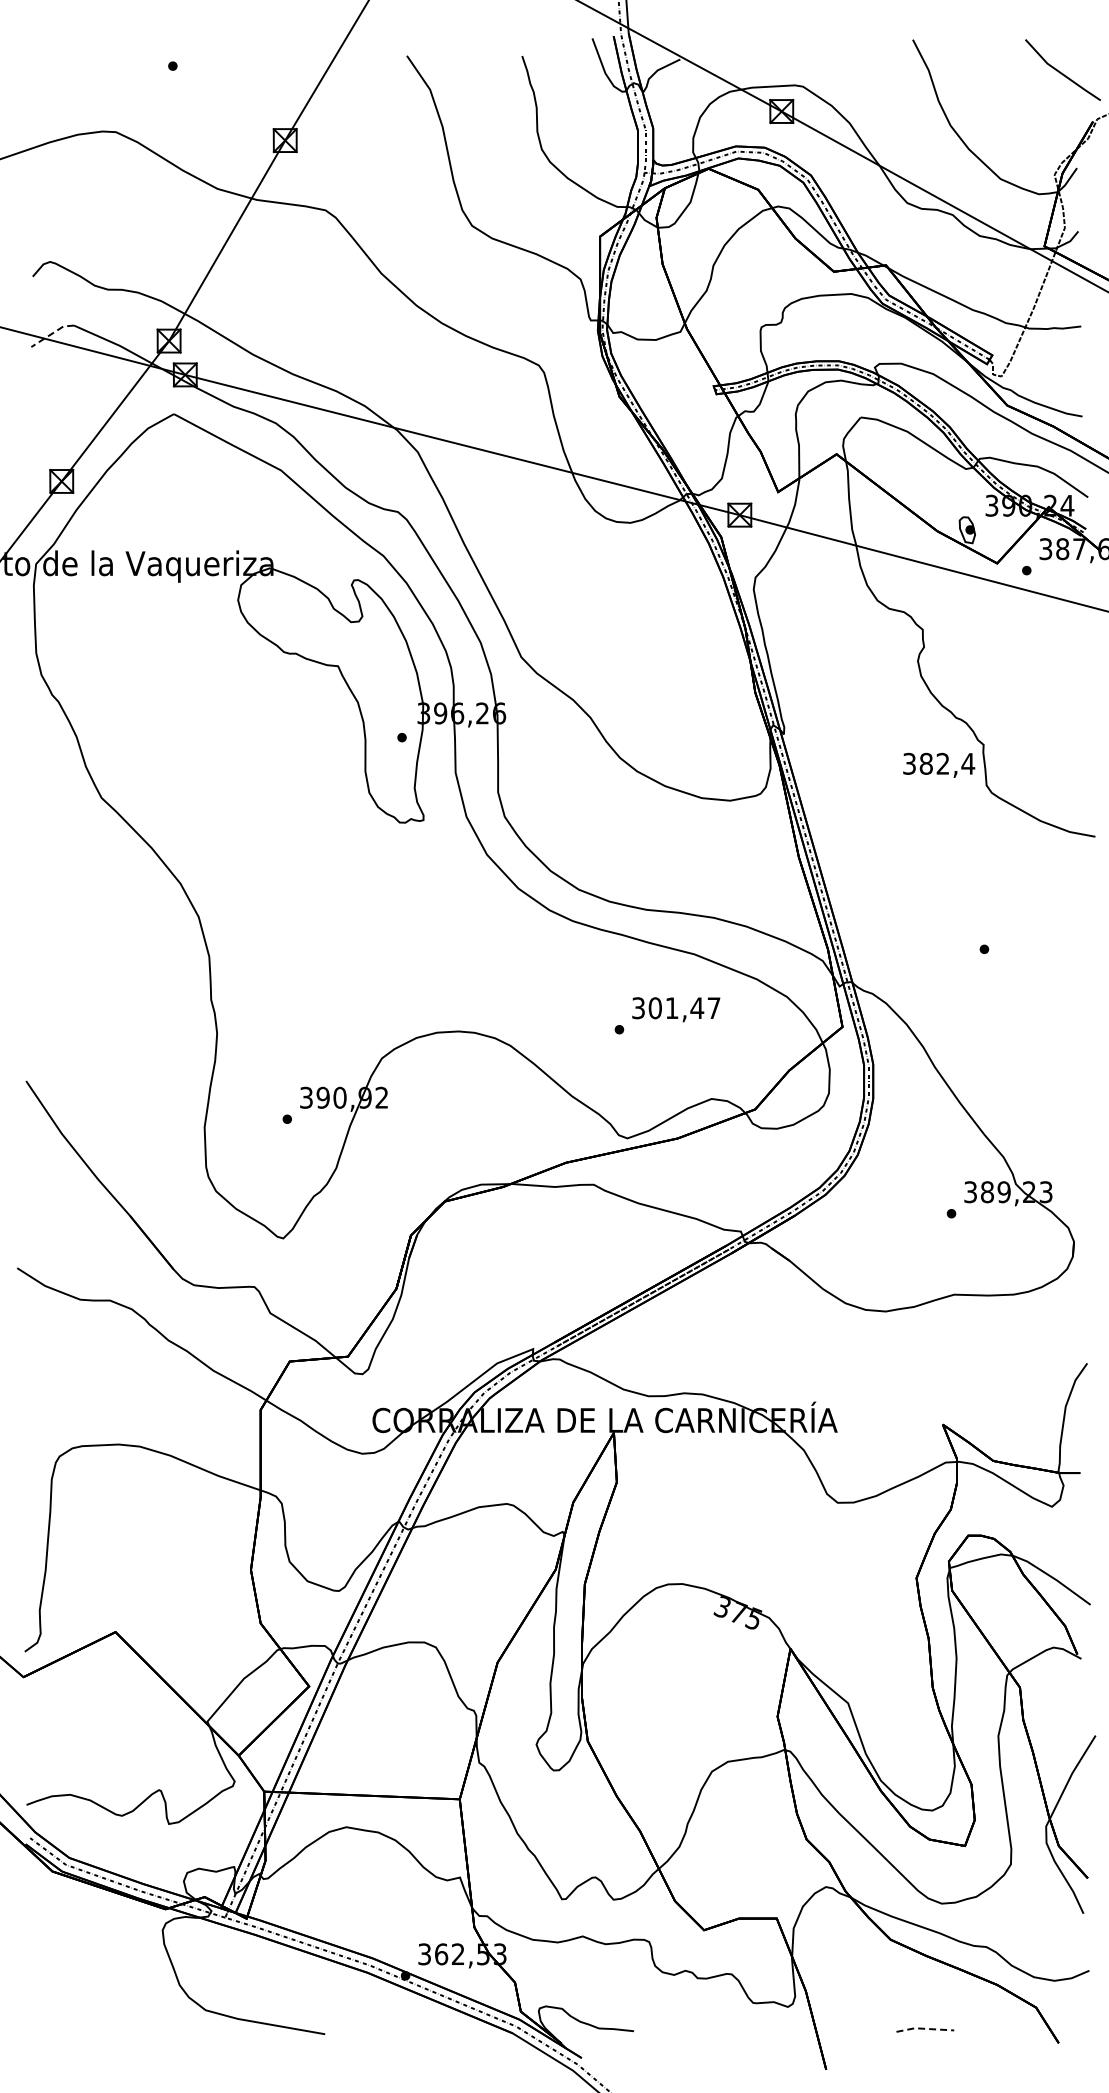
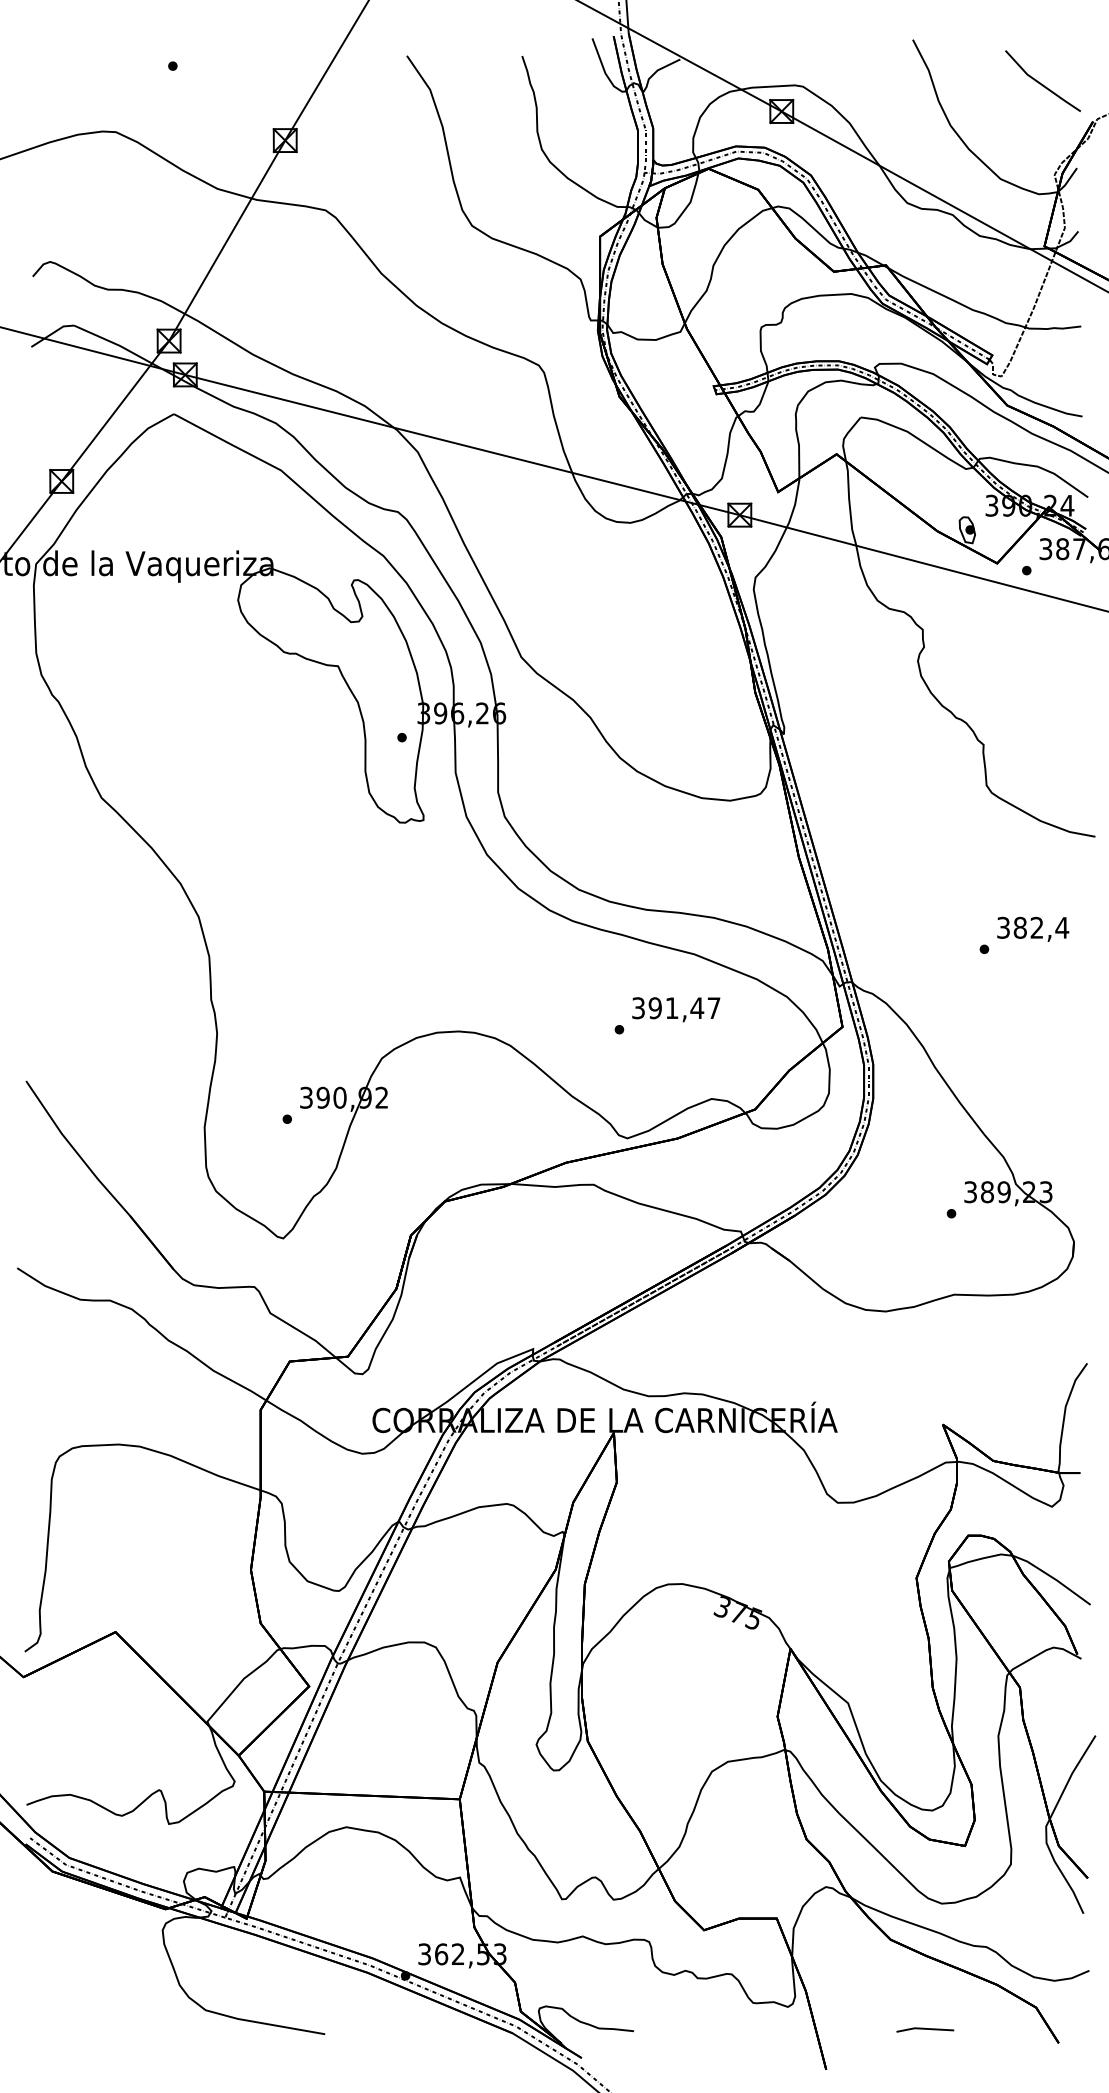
line position: (1060, 71) -> (1040, 82) (1040, 82)
line: dashed -> solid (51, 333)
text position: (939, 764) -> (1033, 928) (1033, 928)
text: 301,47 -> 391,47 (654, 1008)
line: dashed -> solid (924, 2028)
